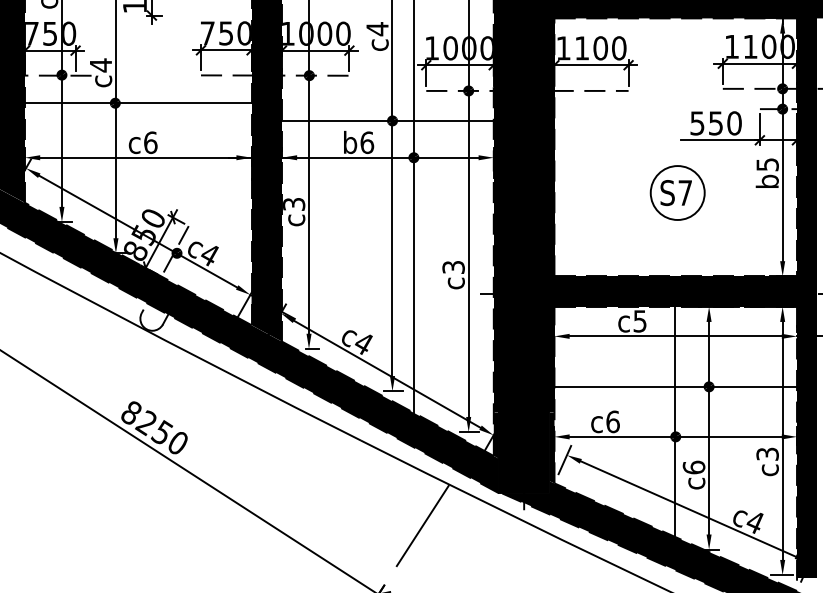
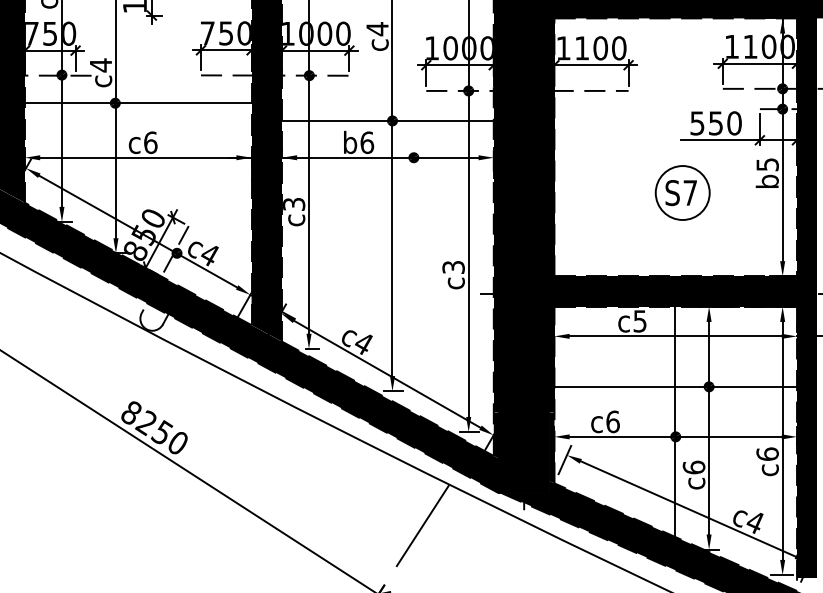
part position: (677, 192) -> (682, 192) (682, 192)
line: present -> none (413, 218)
text: c3 -> c6 (767, 453)
